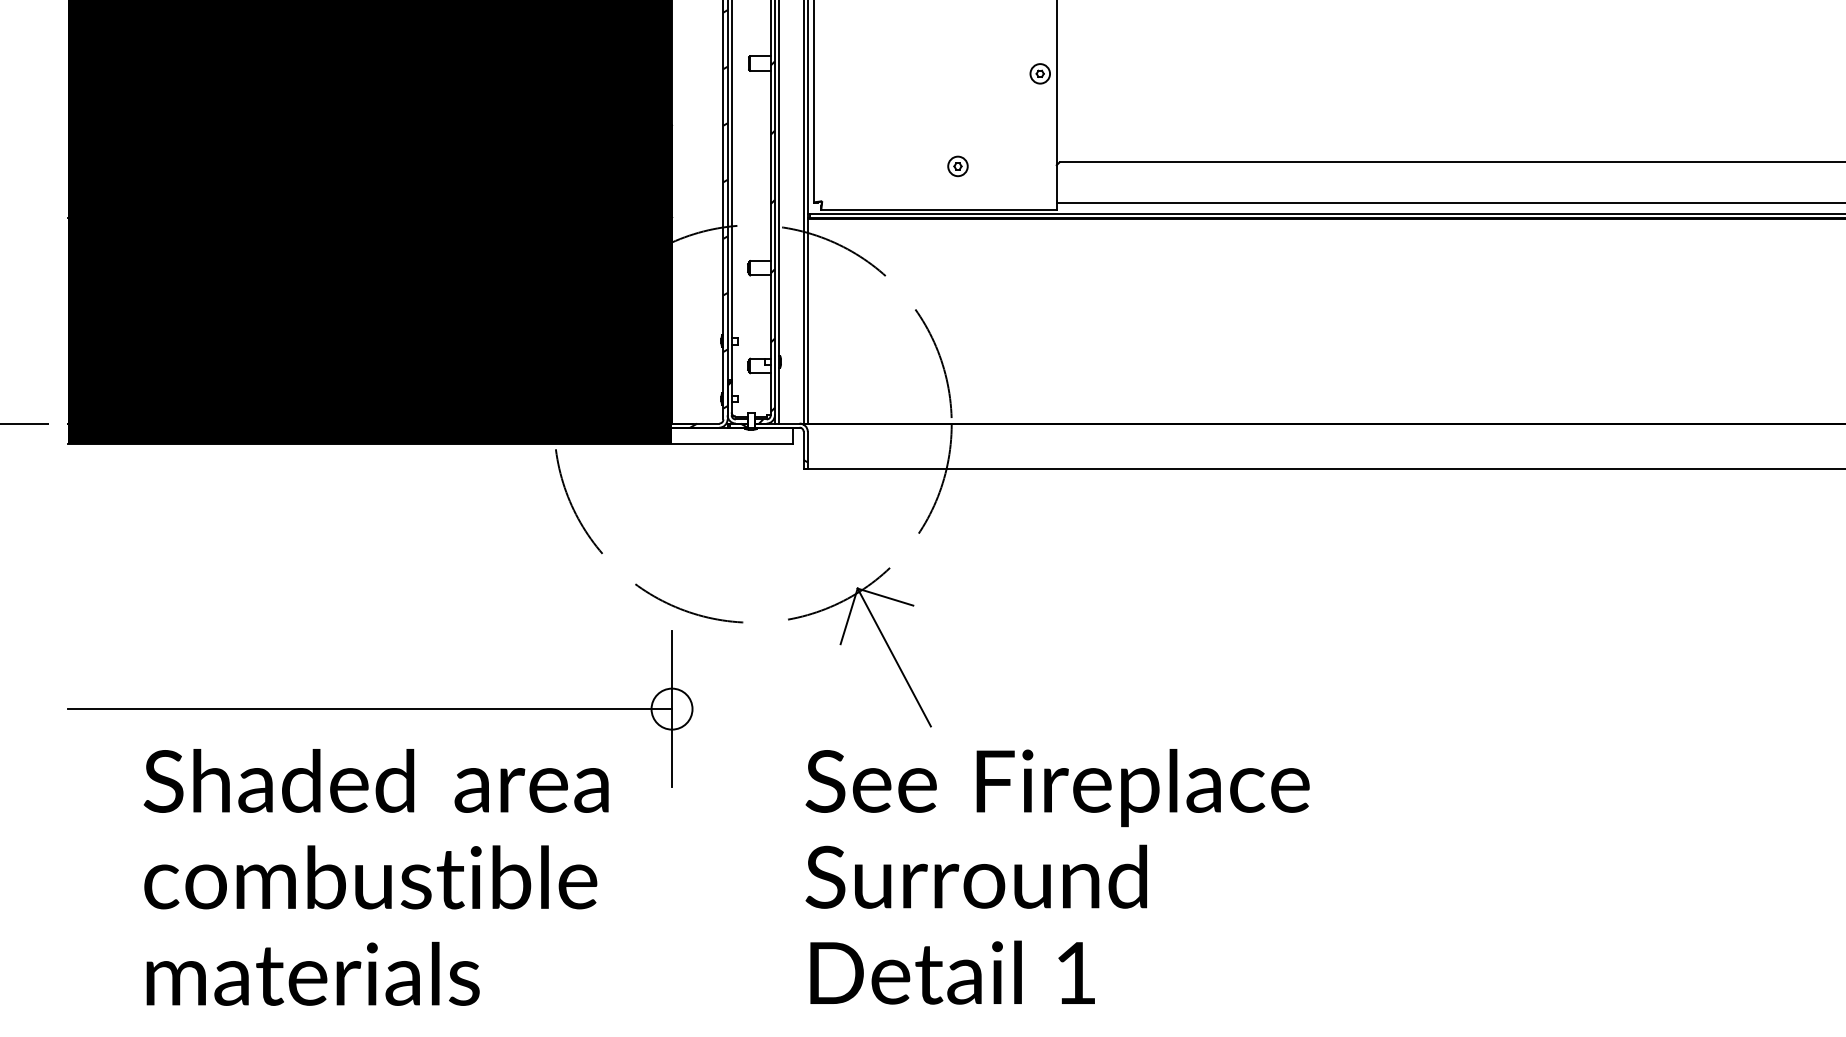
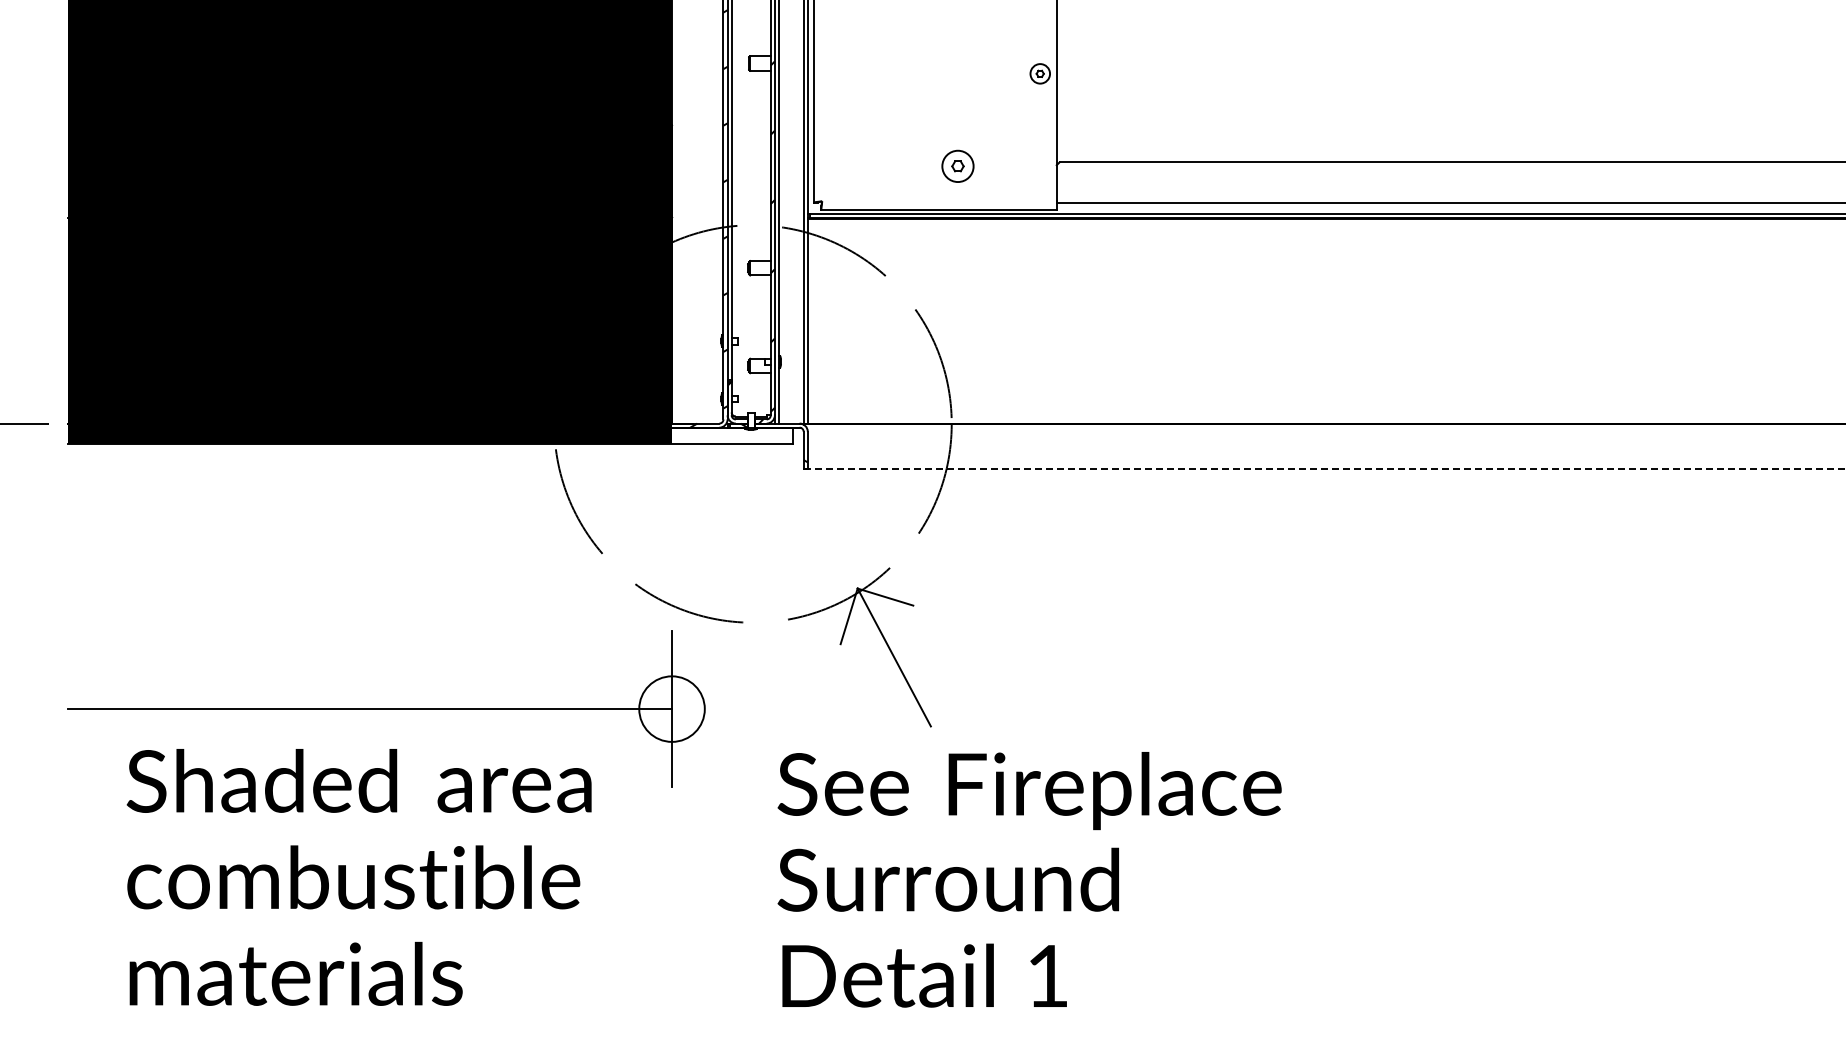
part size: 22x23 px -> 34x34 px (957, 165)
line: solid -> dashed (1324, 469)
circle diameter: 41 px -> 66 px (671, 708)
text position: (1057, 876) -> (1029, 879) (1029, 879)
text position: (375, 877) -> (358, 877) (358, 877)
